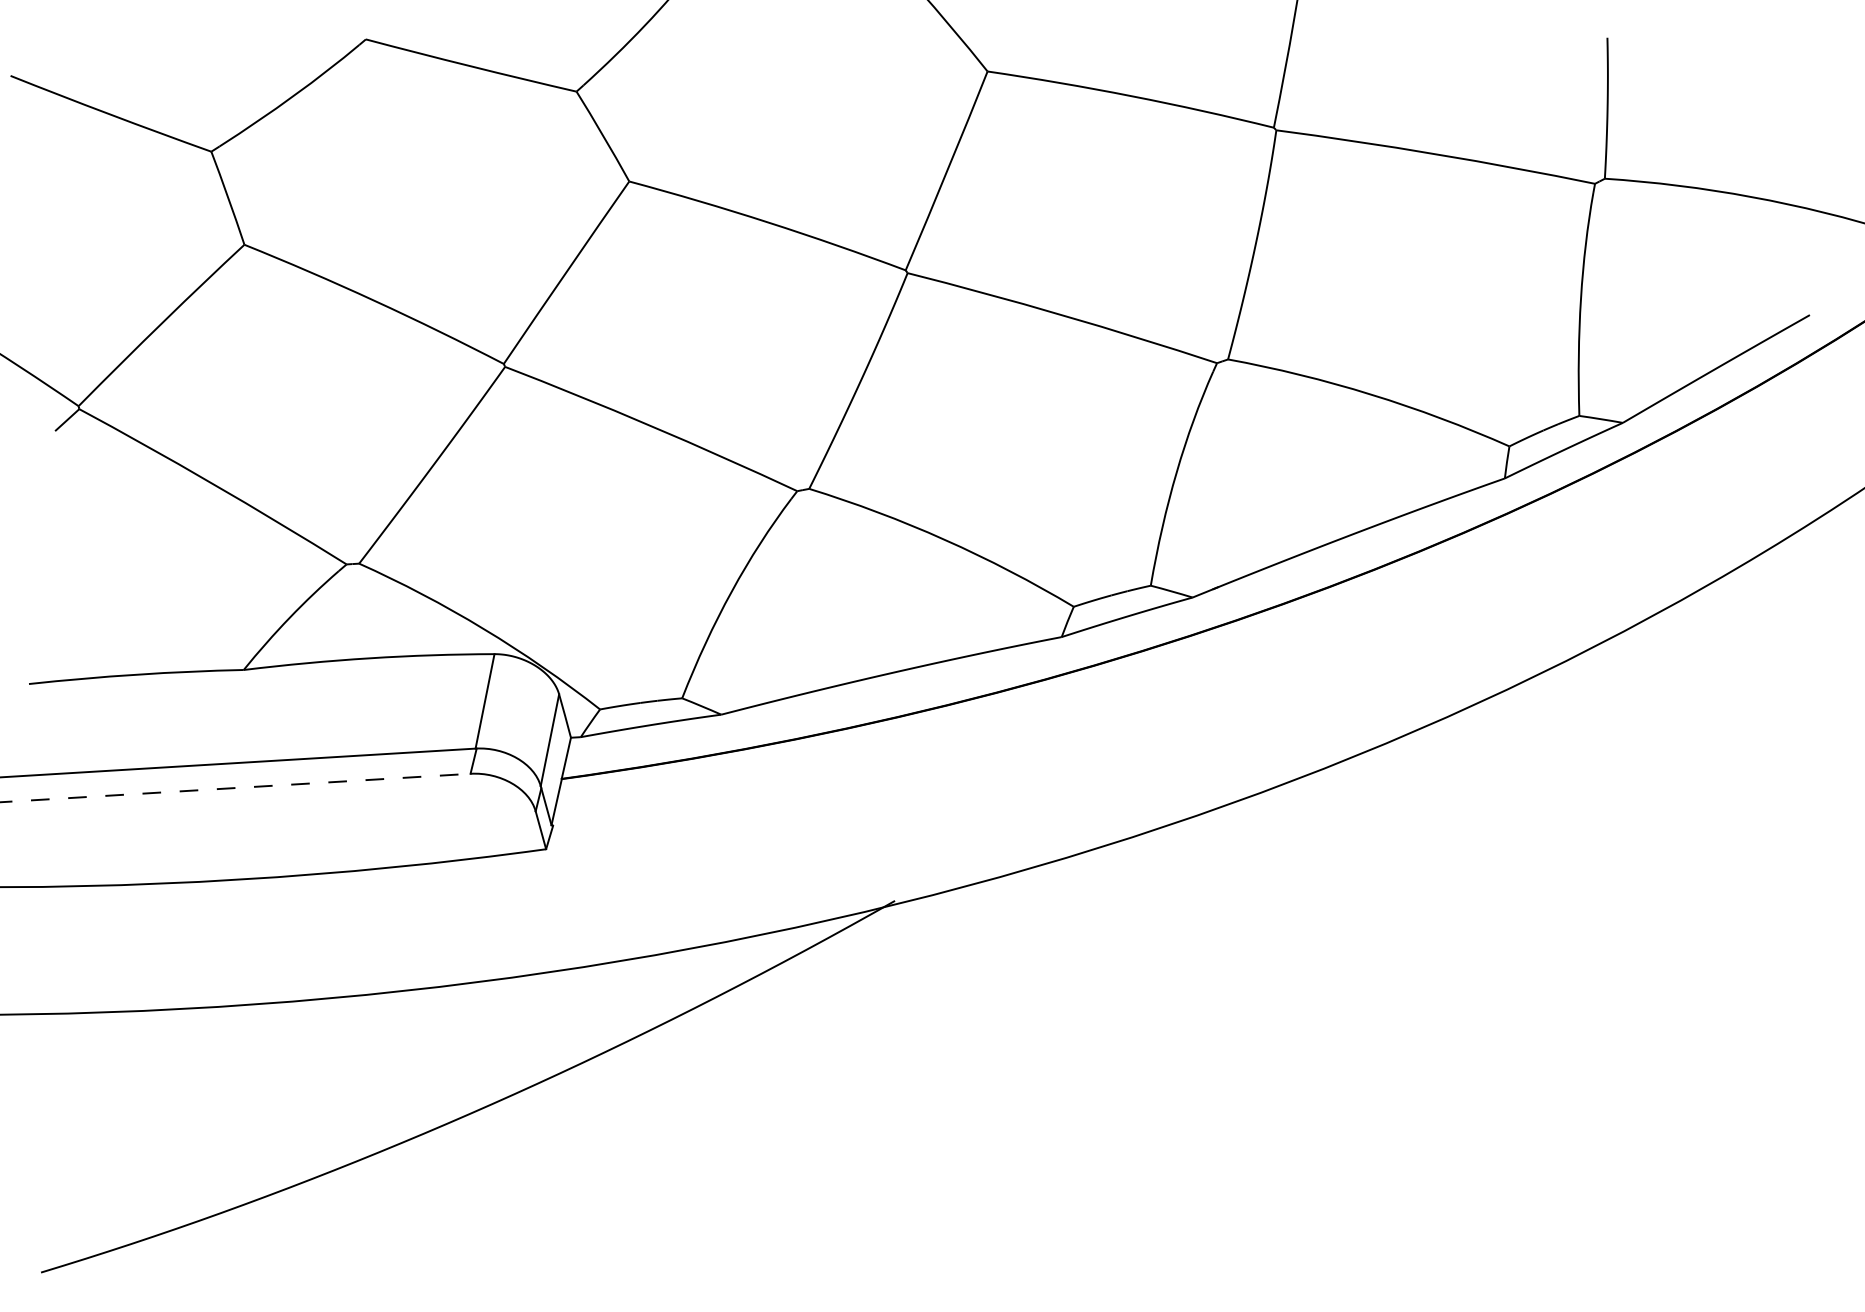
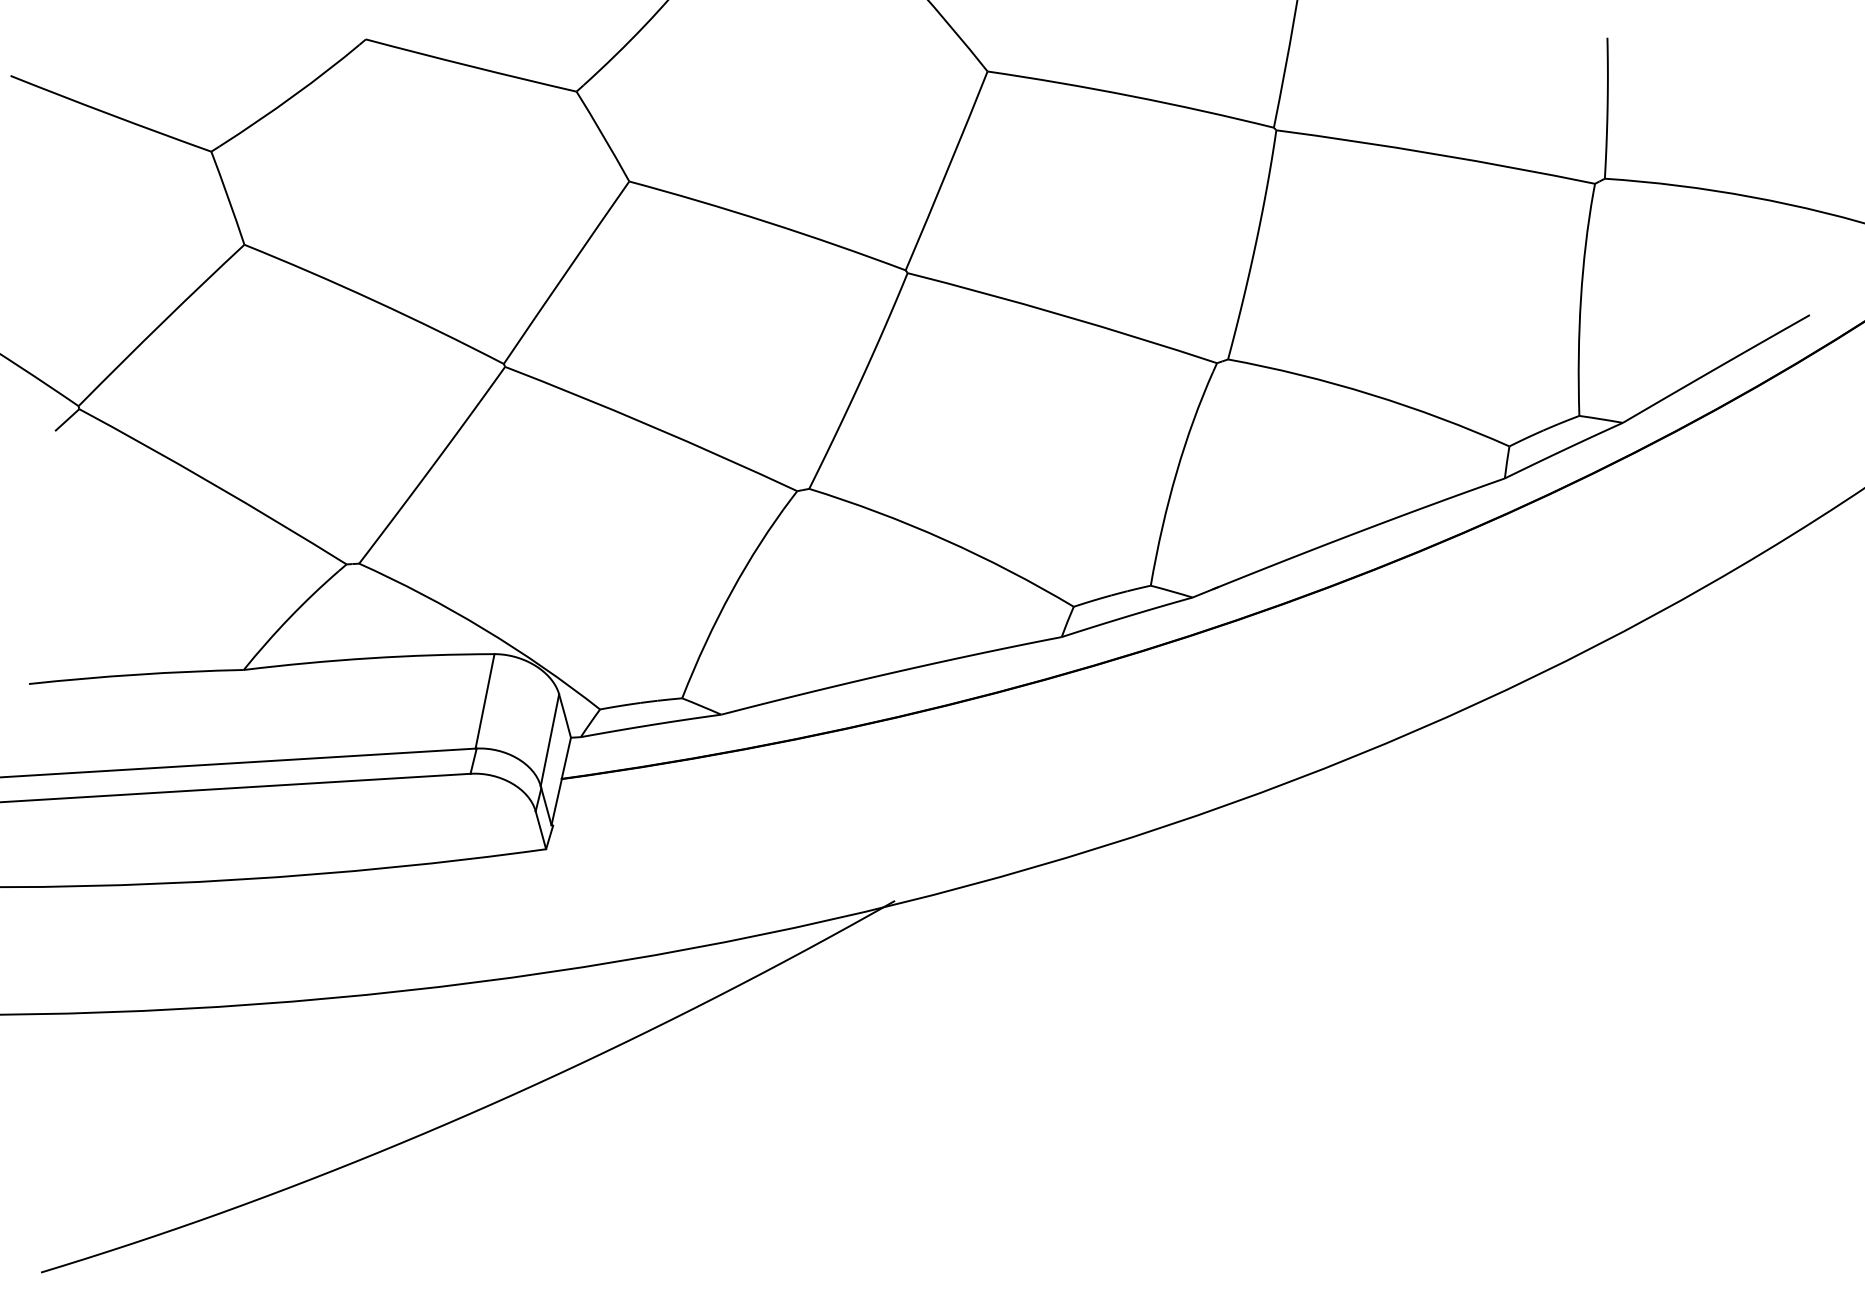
line: dashed -> solid (236, 788)
